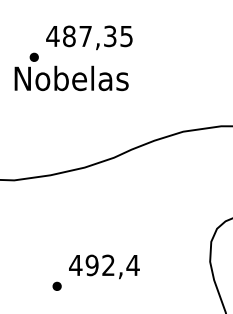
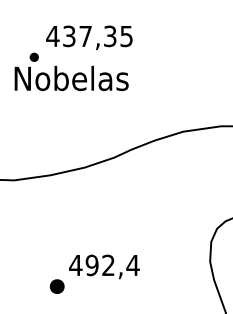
text: 487,35 -> 437,35 (69, 36)
part size: 10x10 px -> 15x15 px (57, 286)
